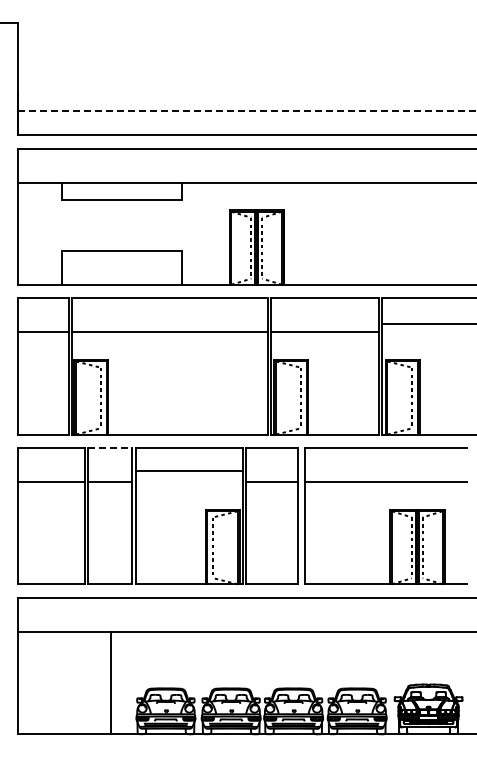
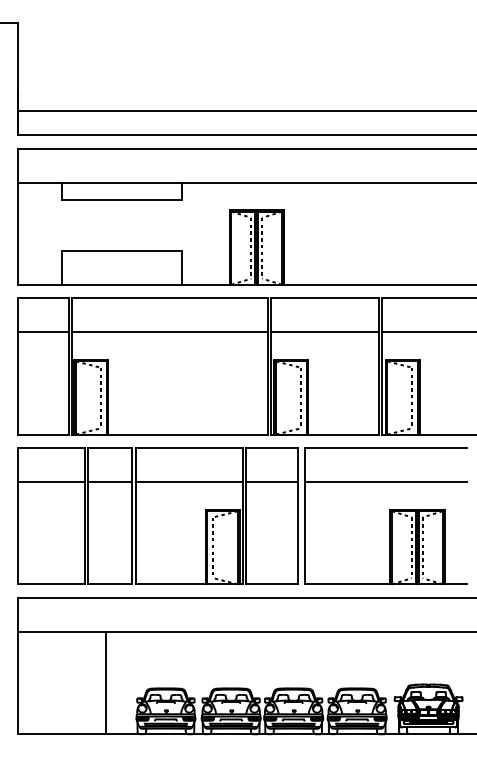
line: dashed -> solid (247, 111)
line position: (427, 324) -> (427, 332) (427, 332)
line: dashed -> solid (110, 448)
line position: (189, 471) -> (189, 482) (189, 482)
line position: (111, 683) -> (106, 683) (106, 683)
